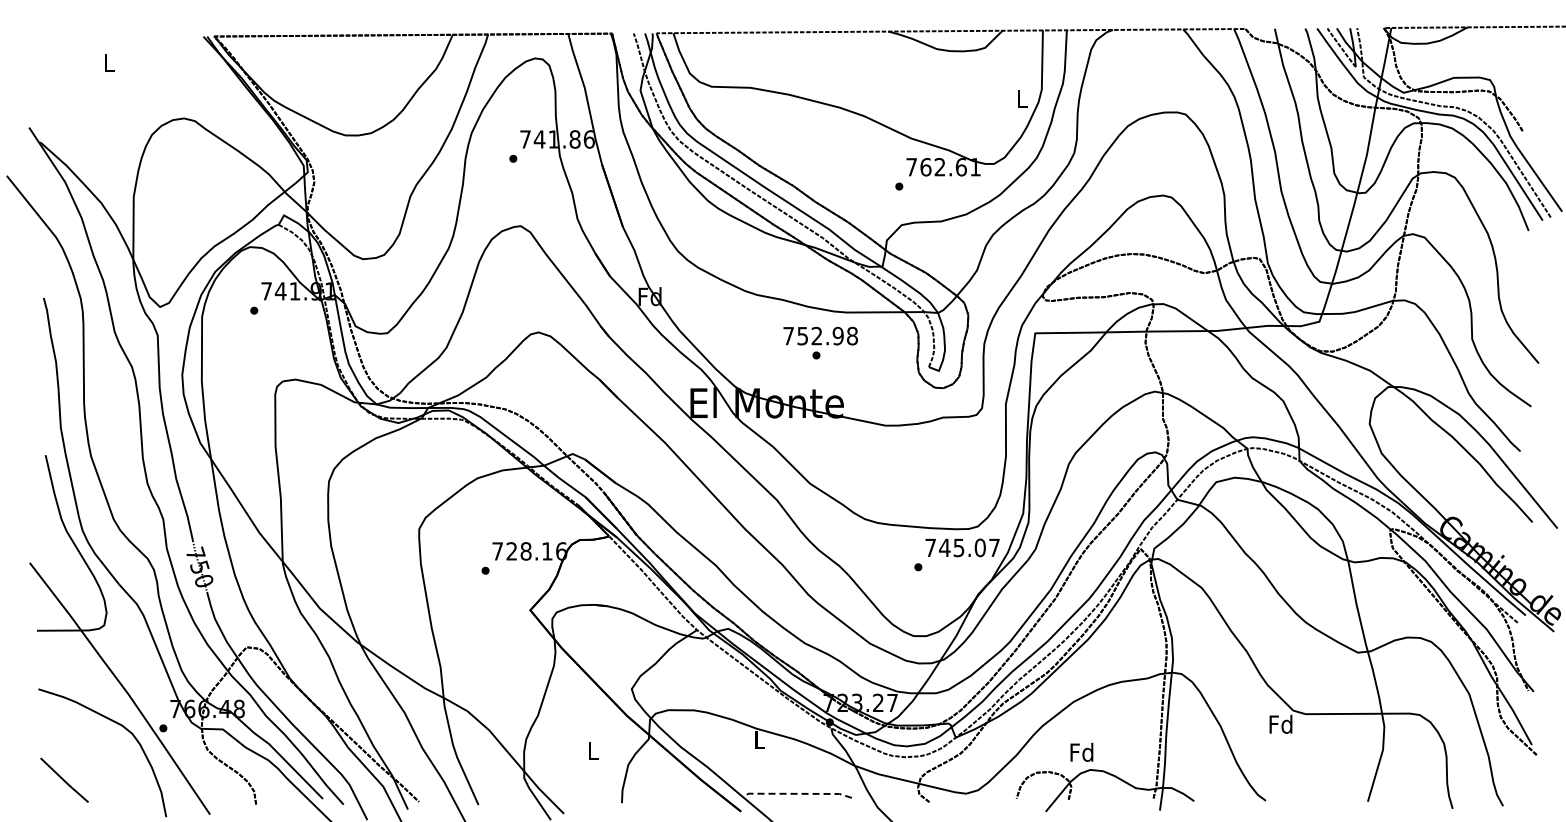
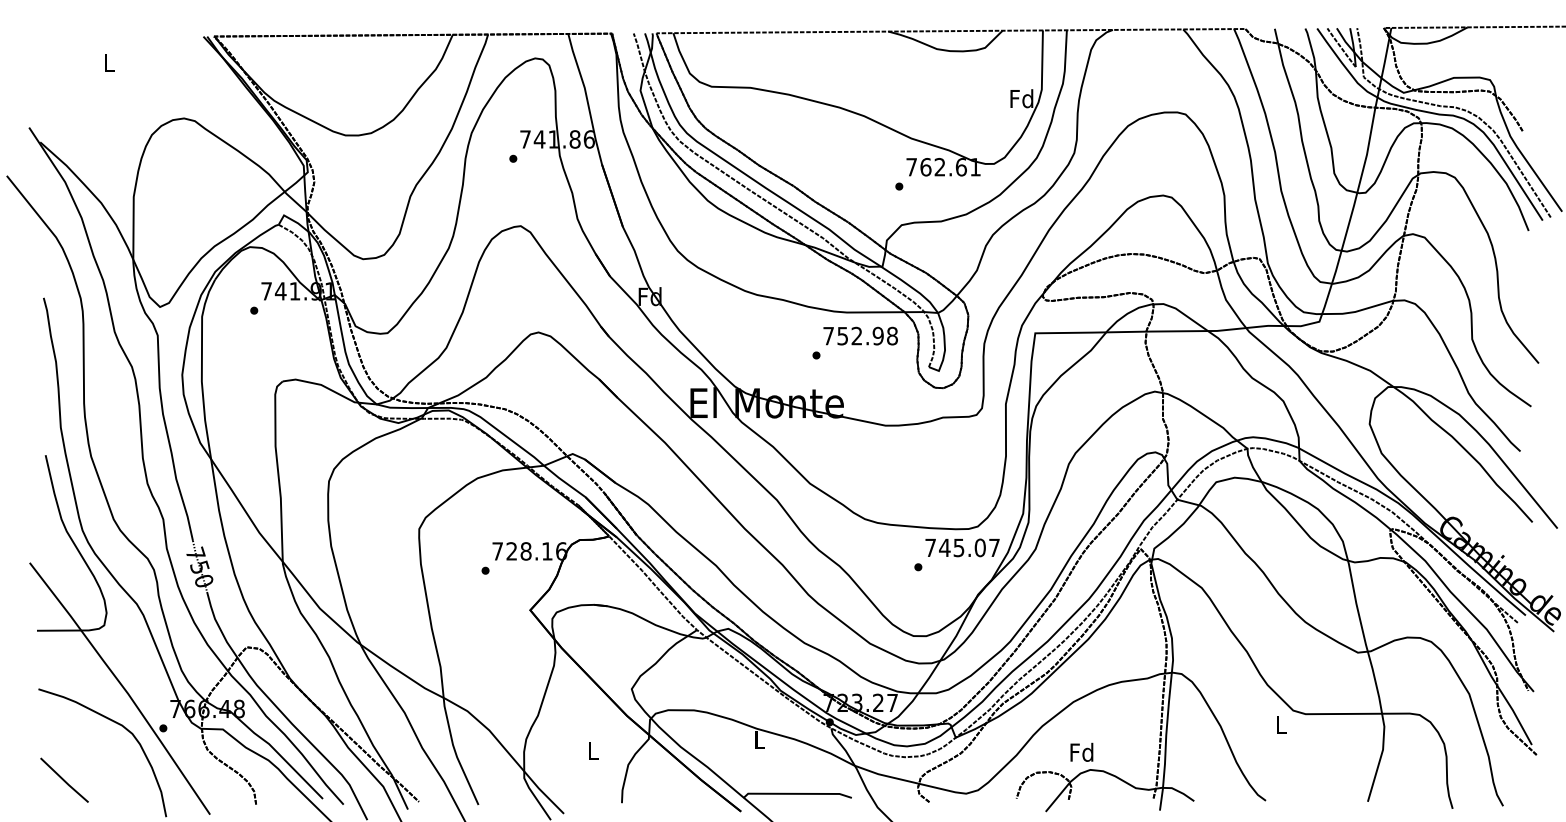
text: L -> Fd (1021, 98)
text position: (820, 335) -> (860, 335) (860, 335)
text: Fd -> L (1280, 723)
line: dashed -> solid (796, 793)
